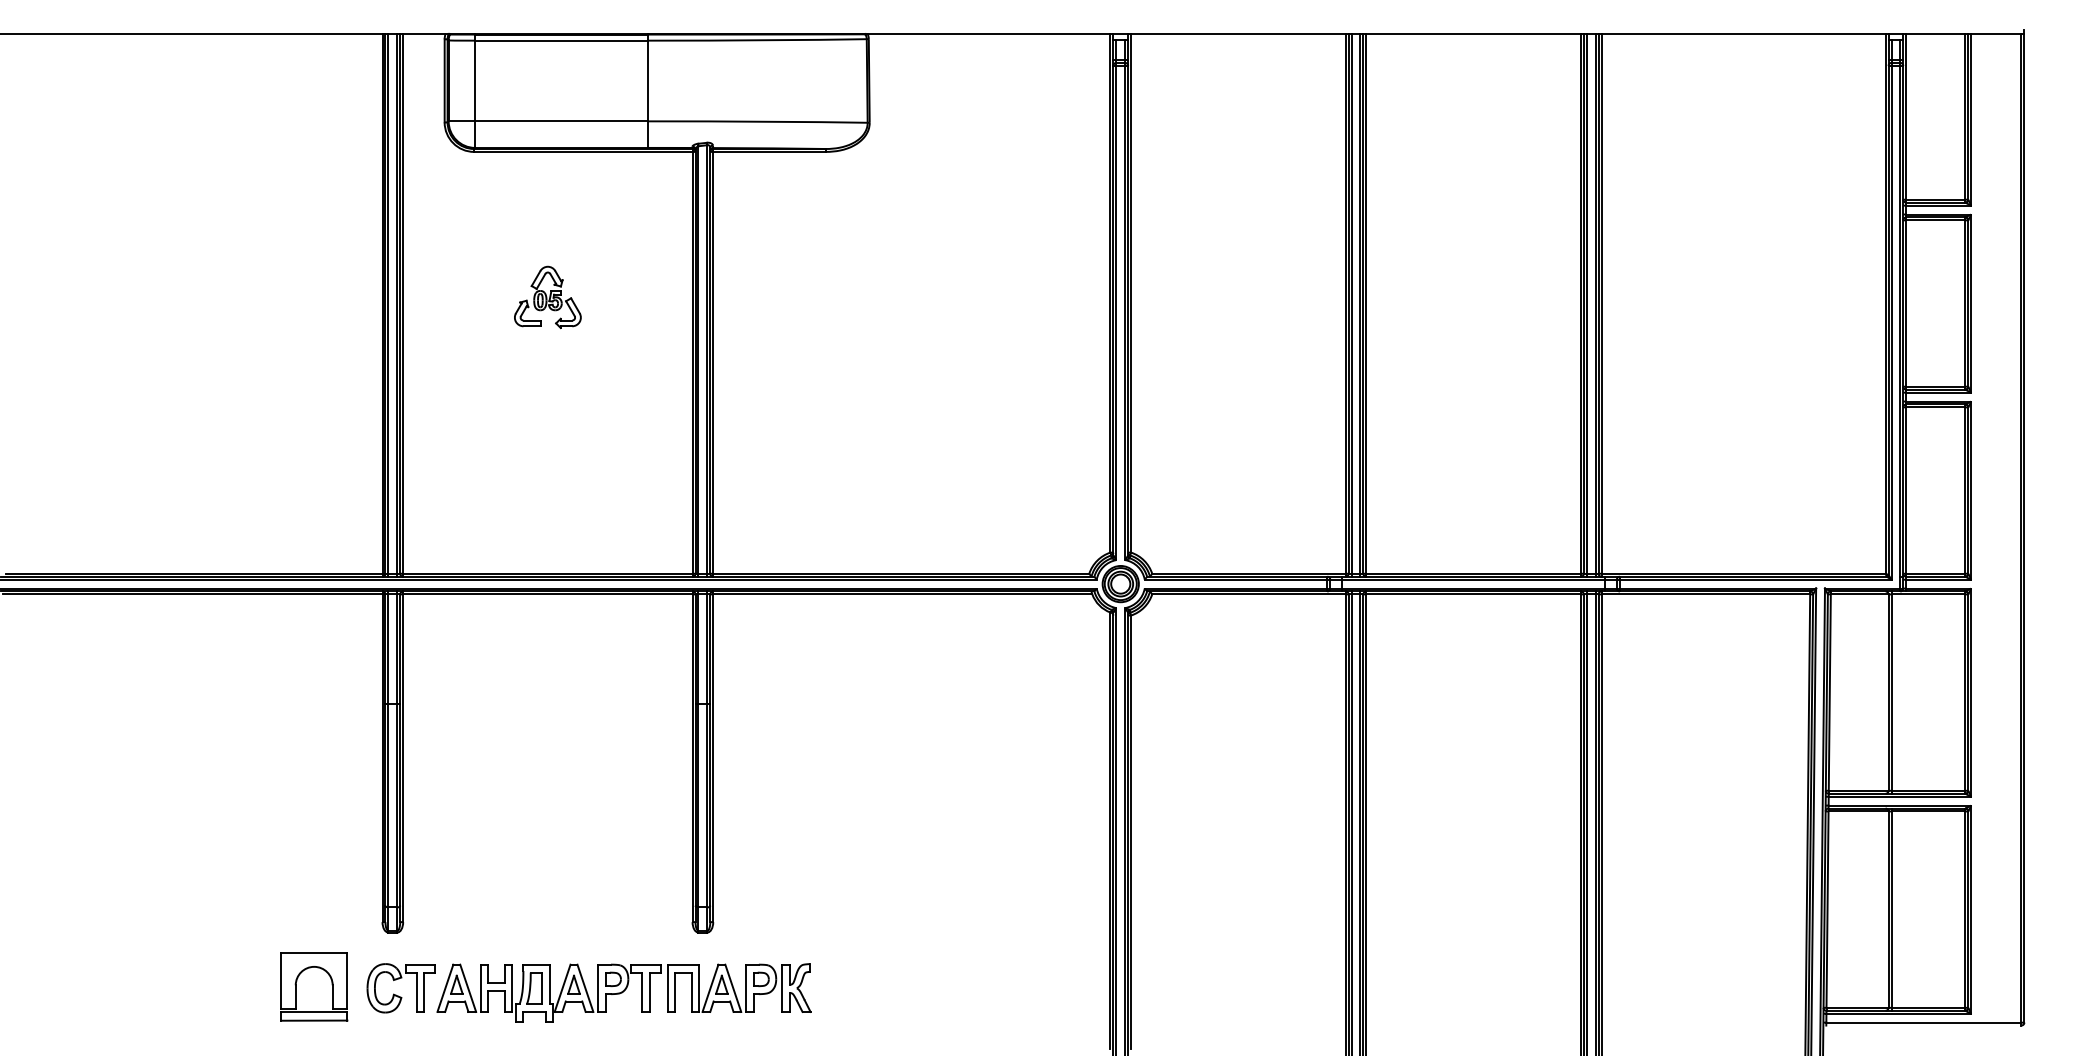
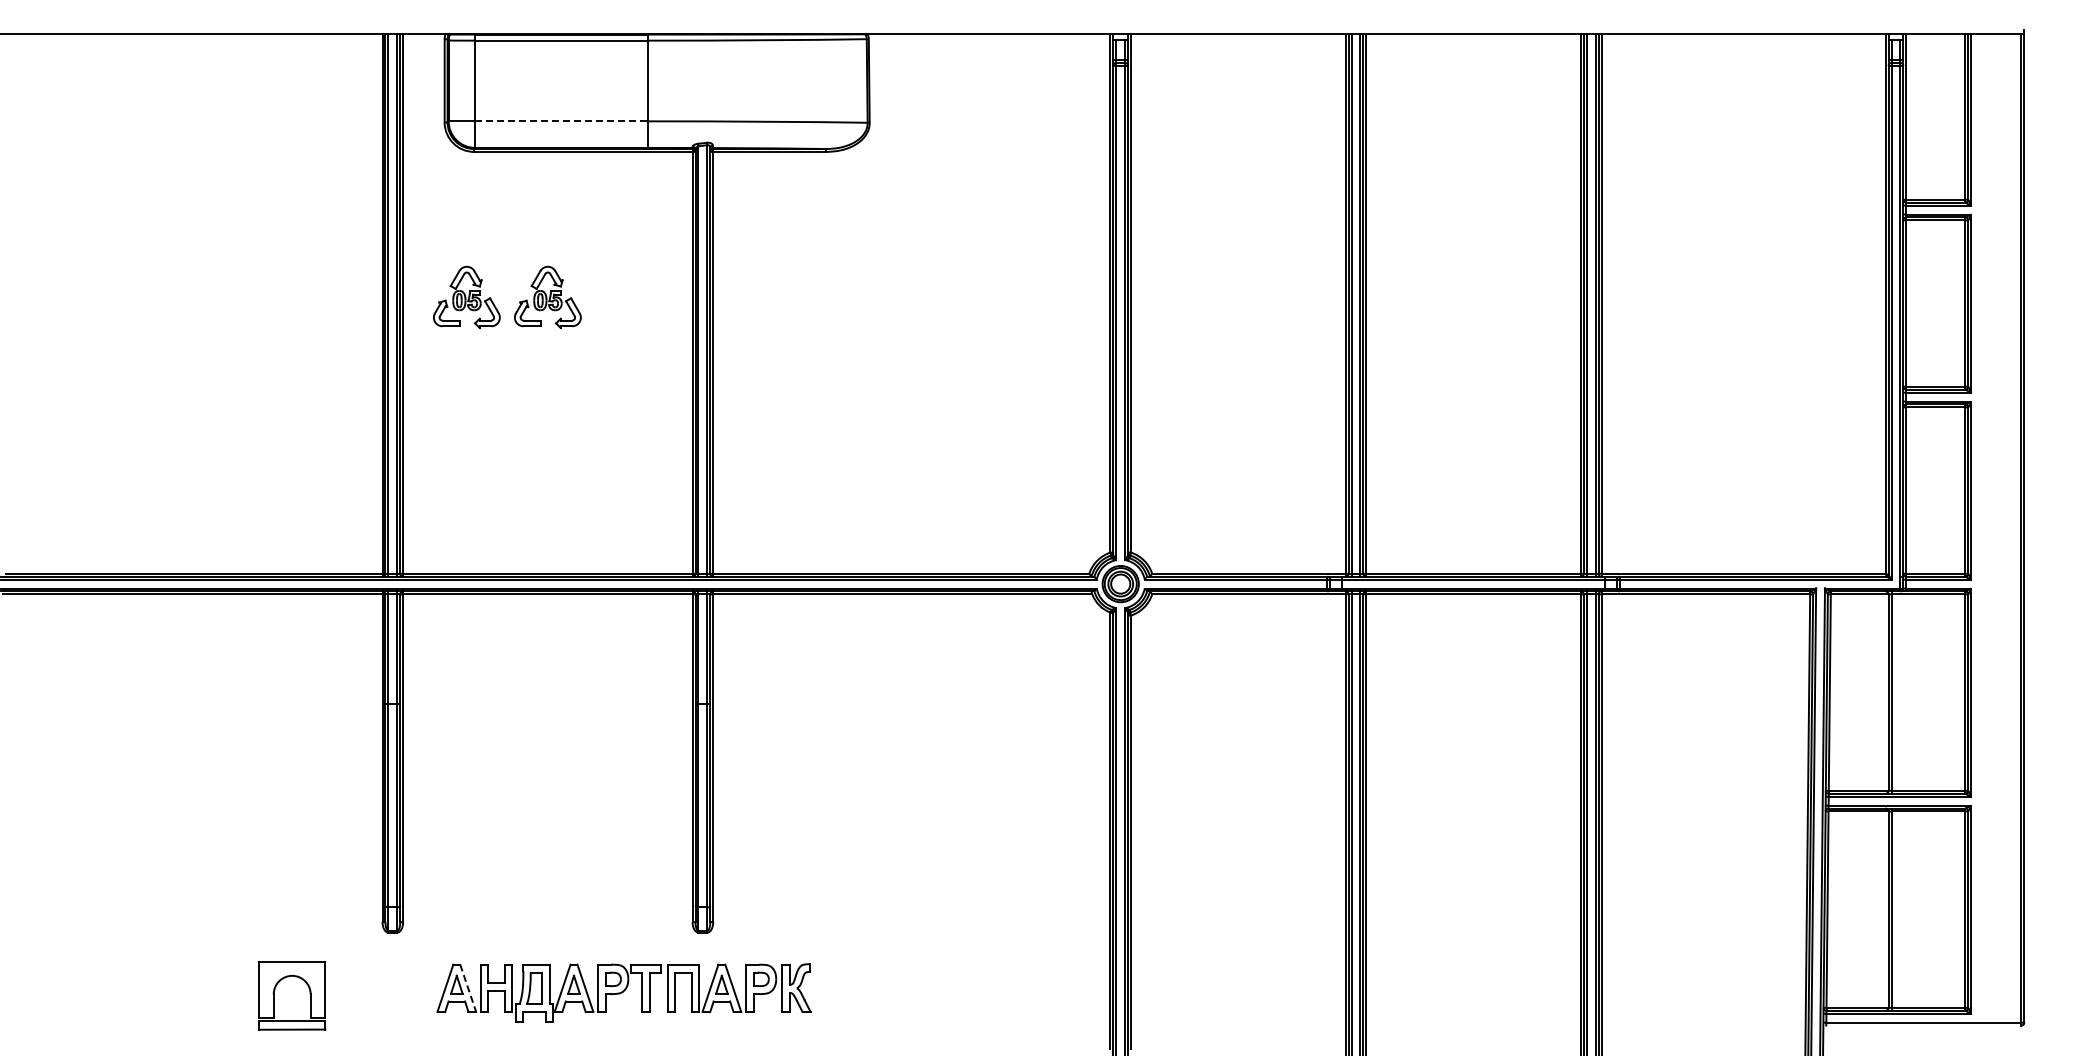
line: solid -> dashed (561, 121)
part: none -> present (466, 297)
part position: (331, 984) -> (309, 993) (309, 993)
line: solid -> dashed (468, 988)
part: present -> none (396, 994)
